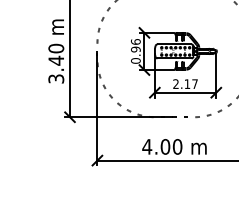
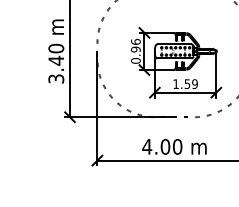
text: 2.17 -> 1.59 (185, 84)
